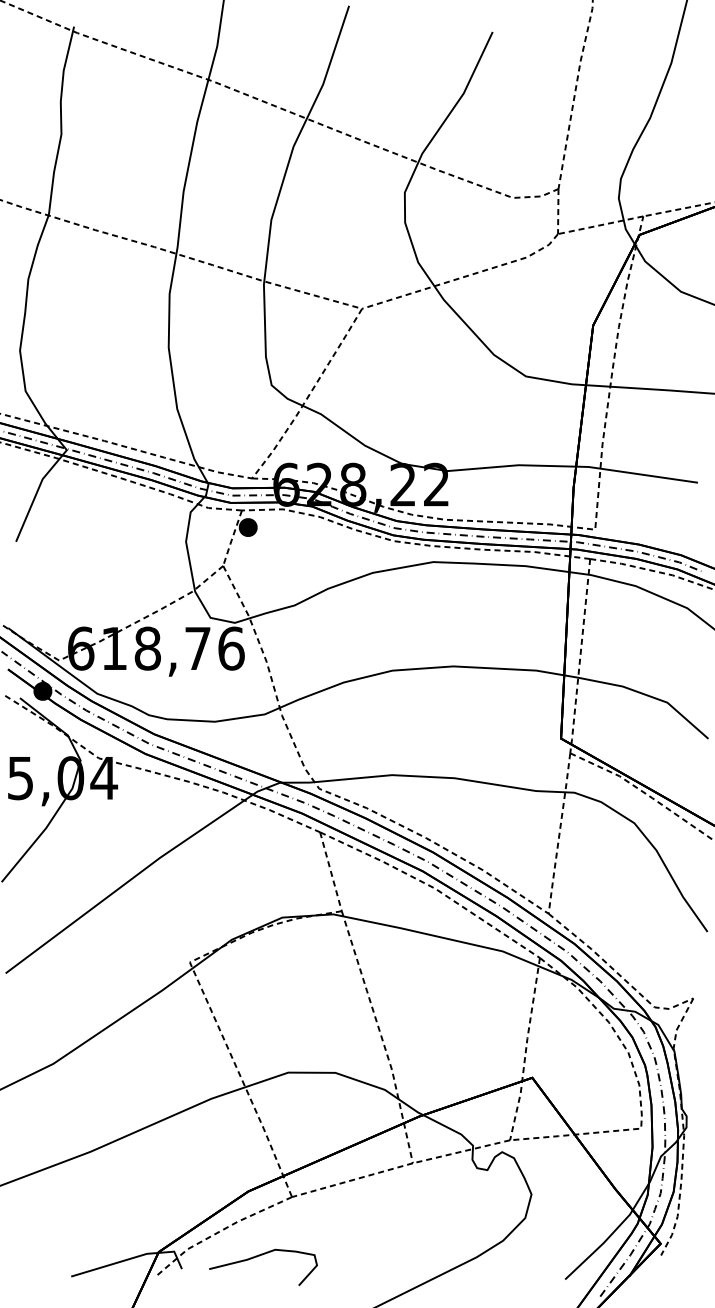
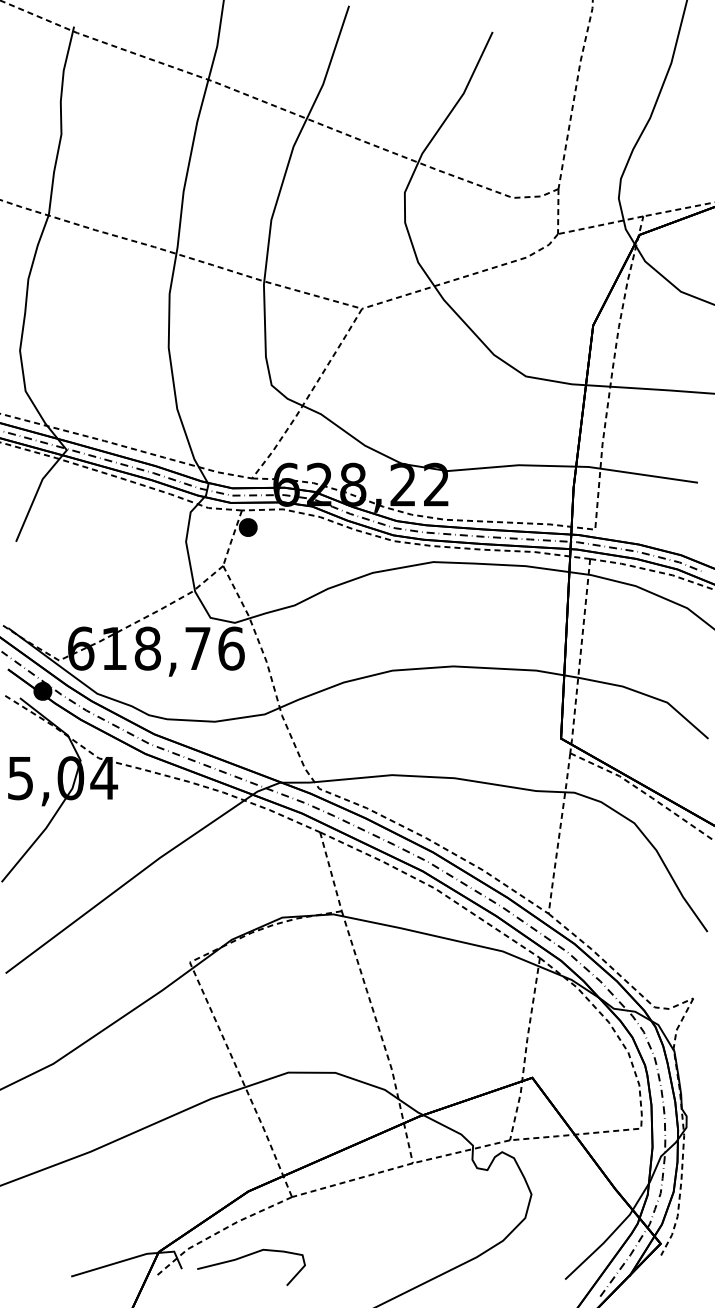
curve position: (259, 1256) -> (247, 1256) (247, 1256)
